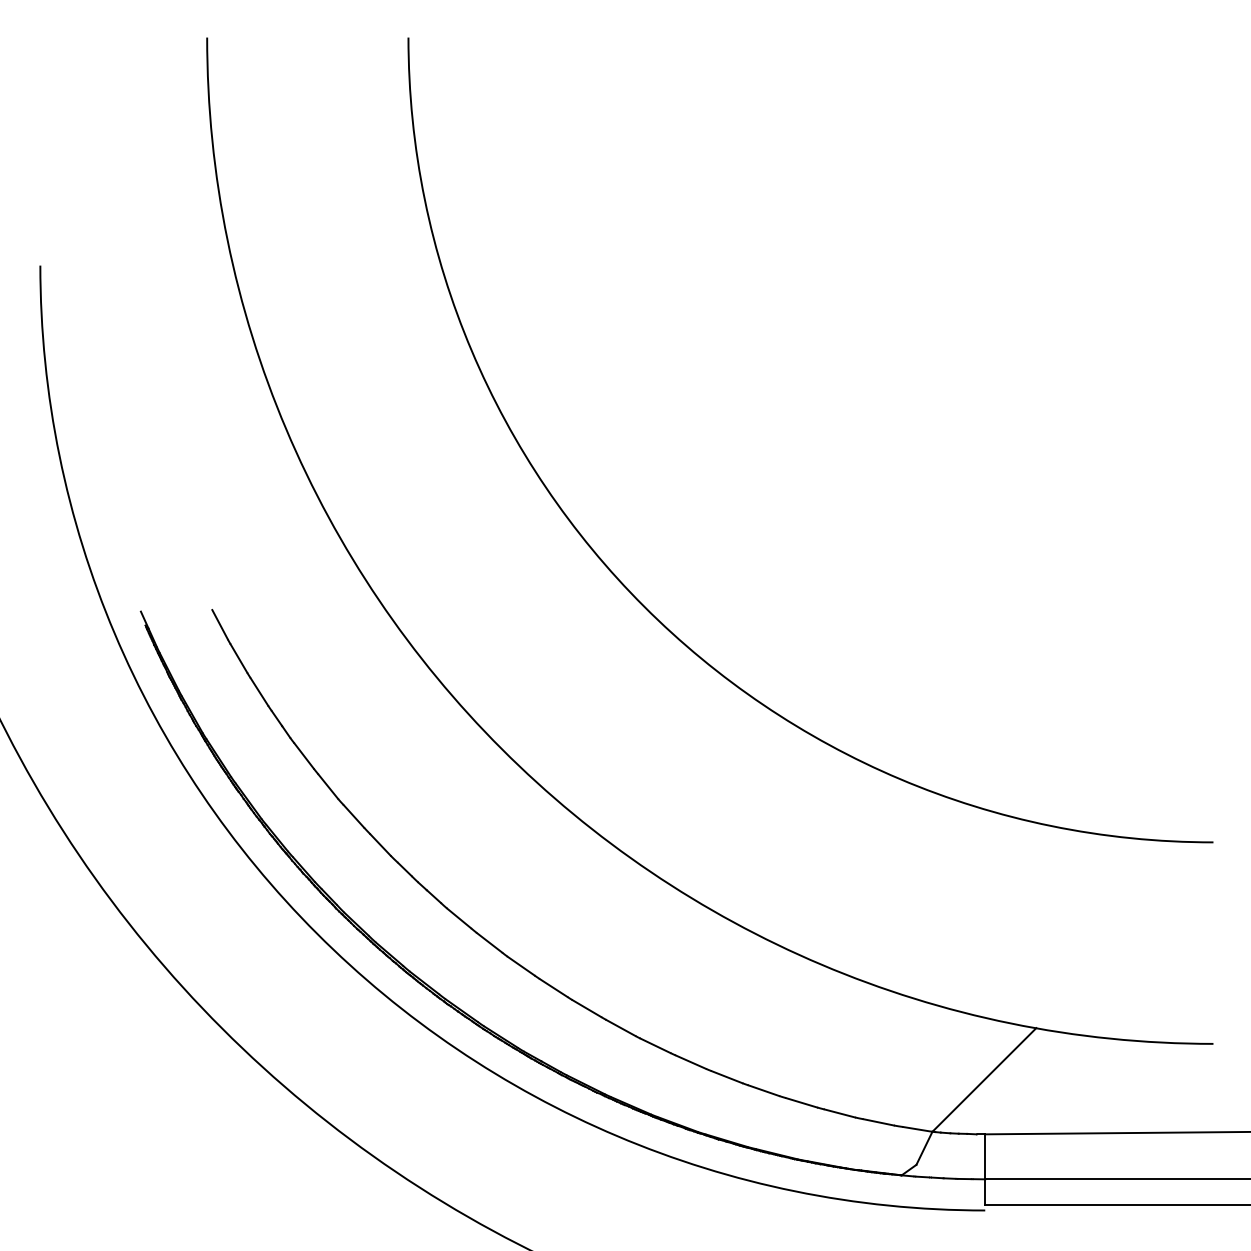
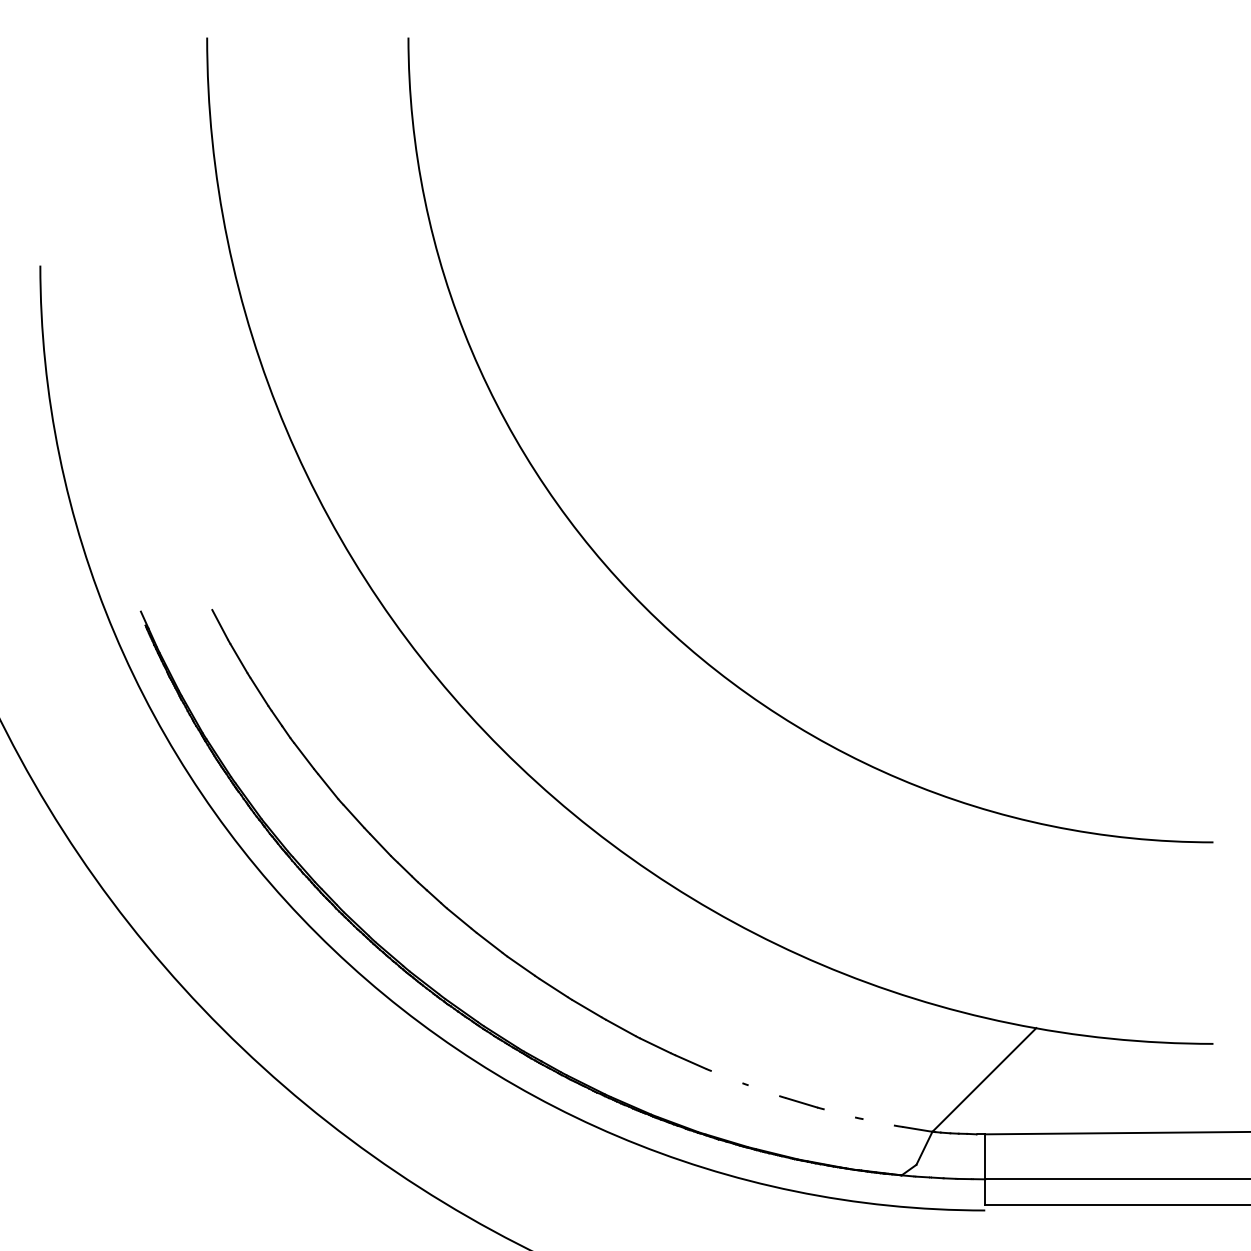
line: present -> none (726, 1077)
line: present -> none (763, 1090)
line: present -> none (839, 1113)
line: present -> none (878, 1122)
